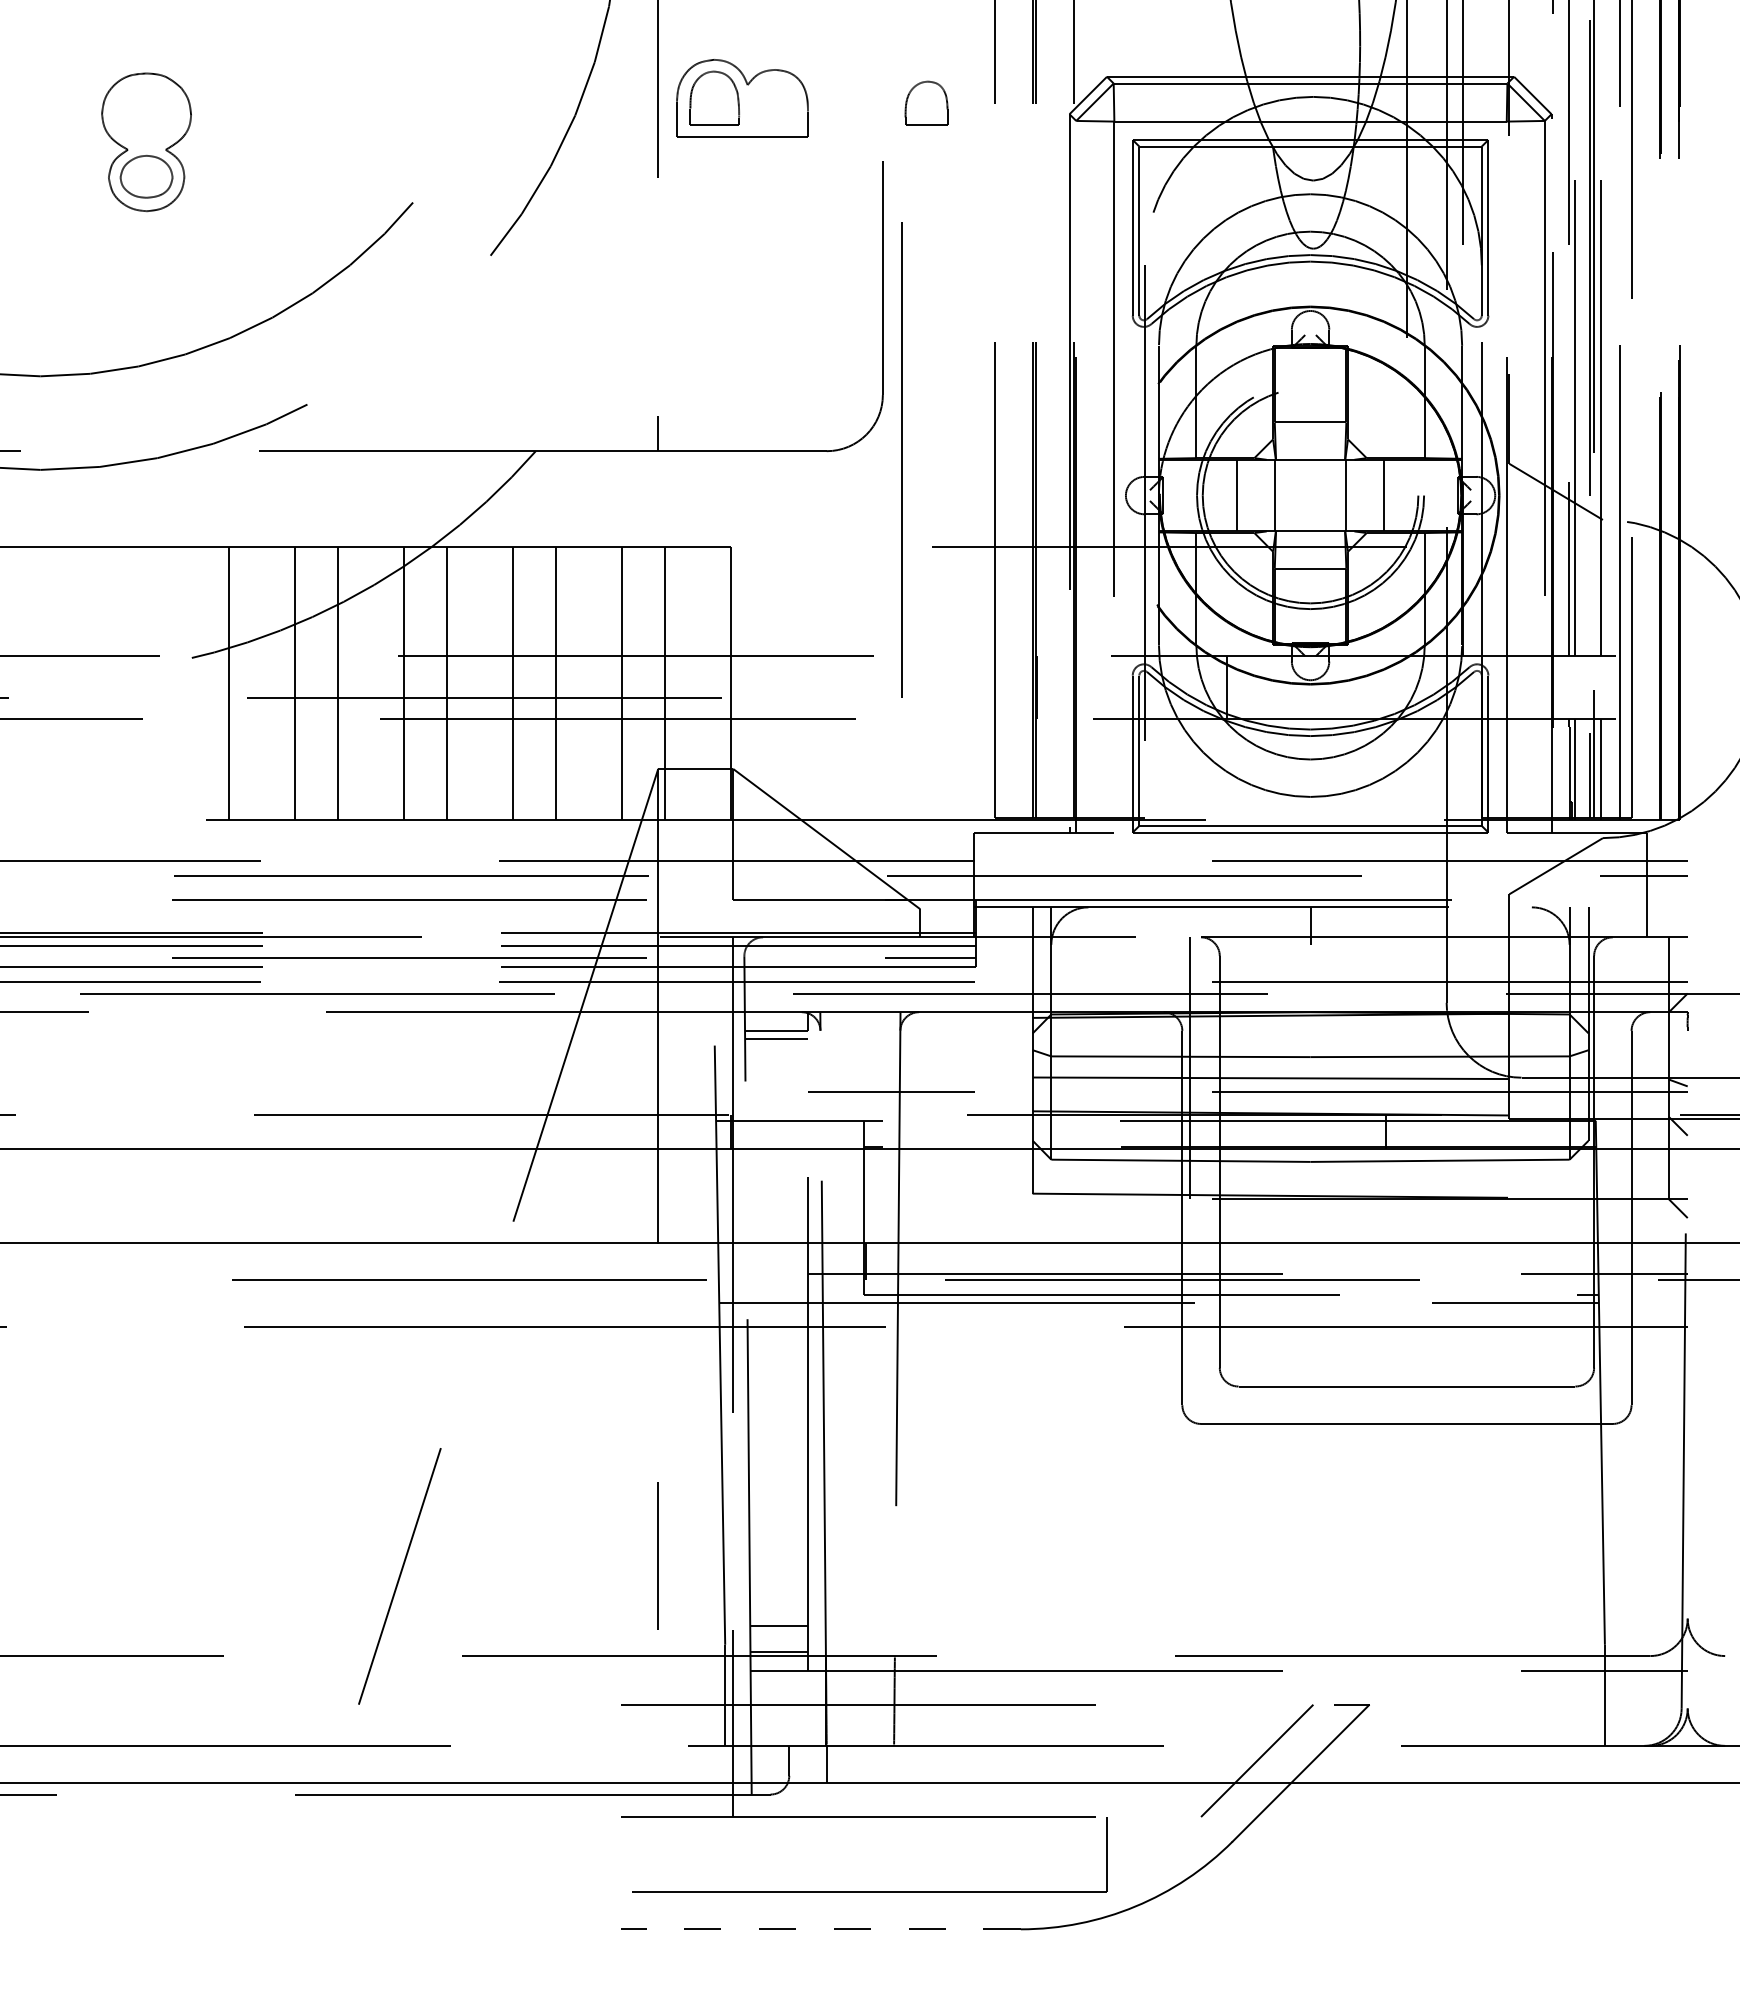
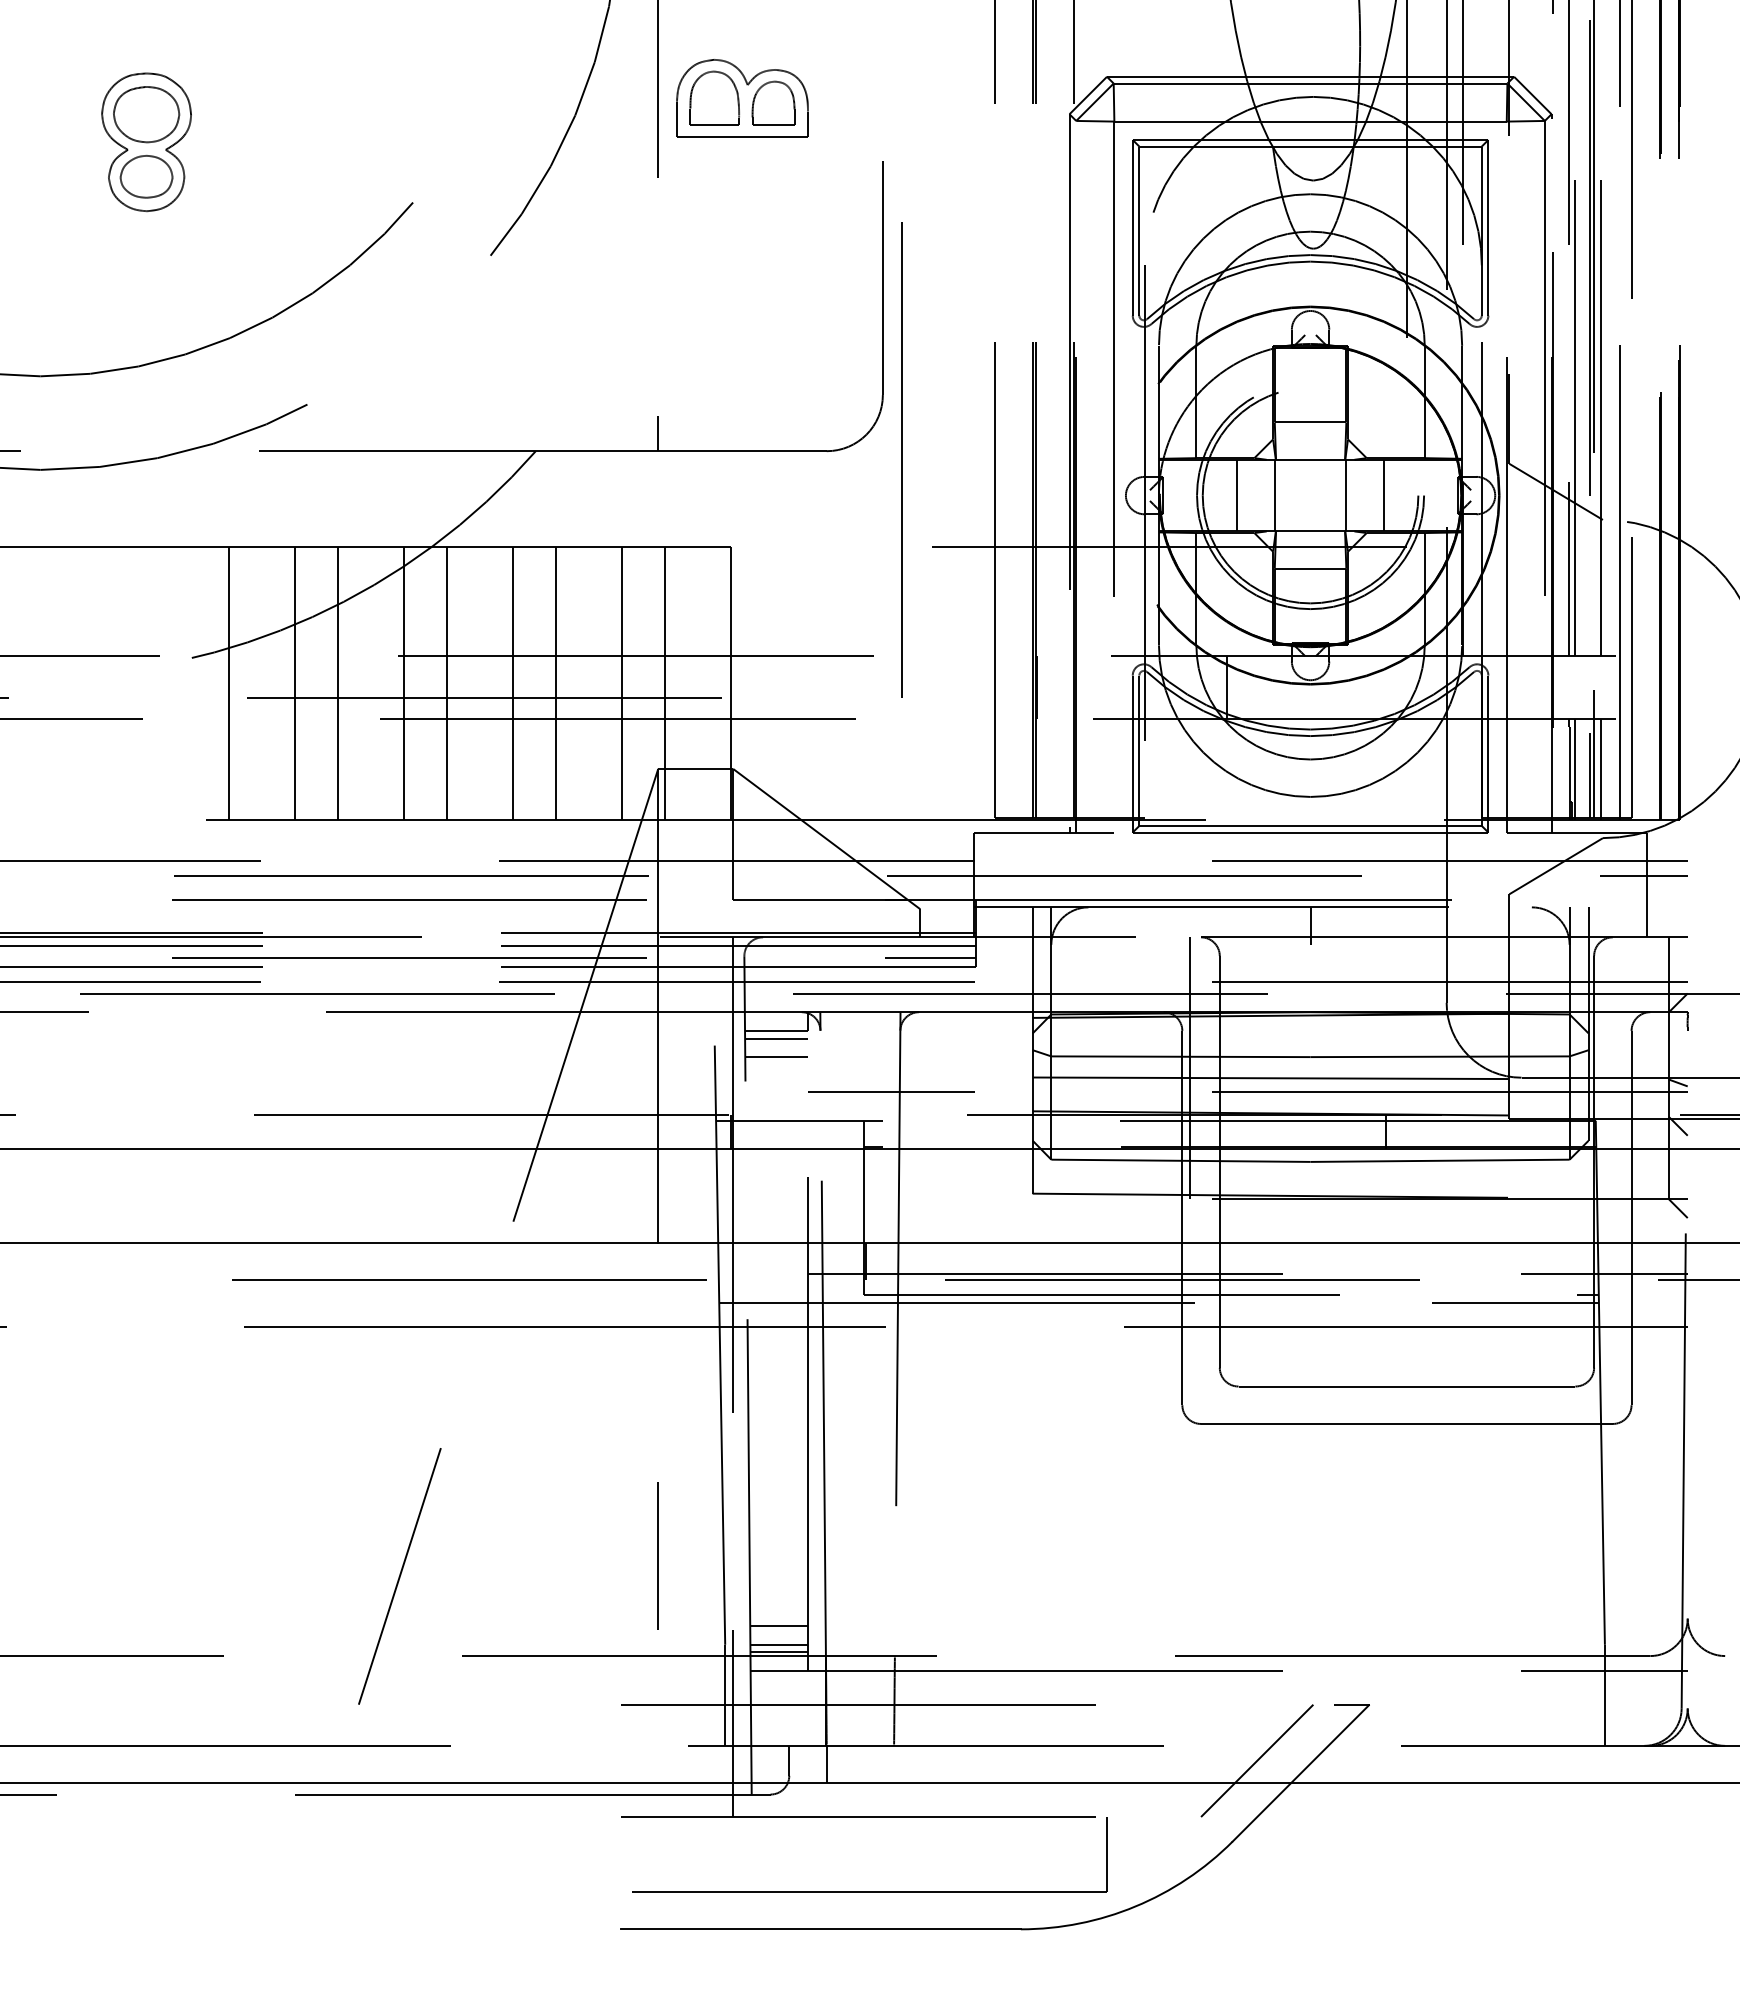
part position: (926, 102) -> (773, 102) (773, 102)
part: none -> present (146, 114)
line: none -> present (776, 1057)
line: none -> present (779, 1644)
line: dashed -> solid (820, 1929)
